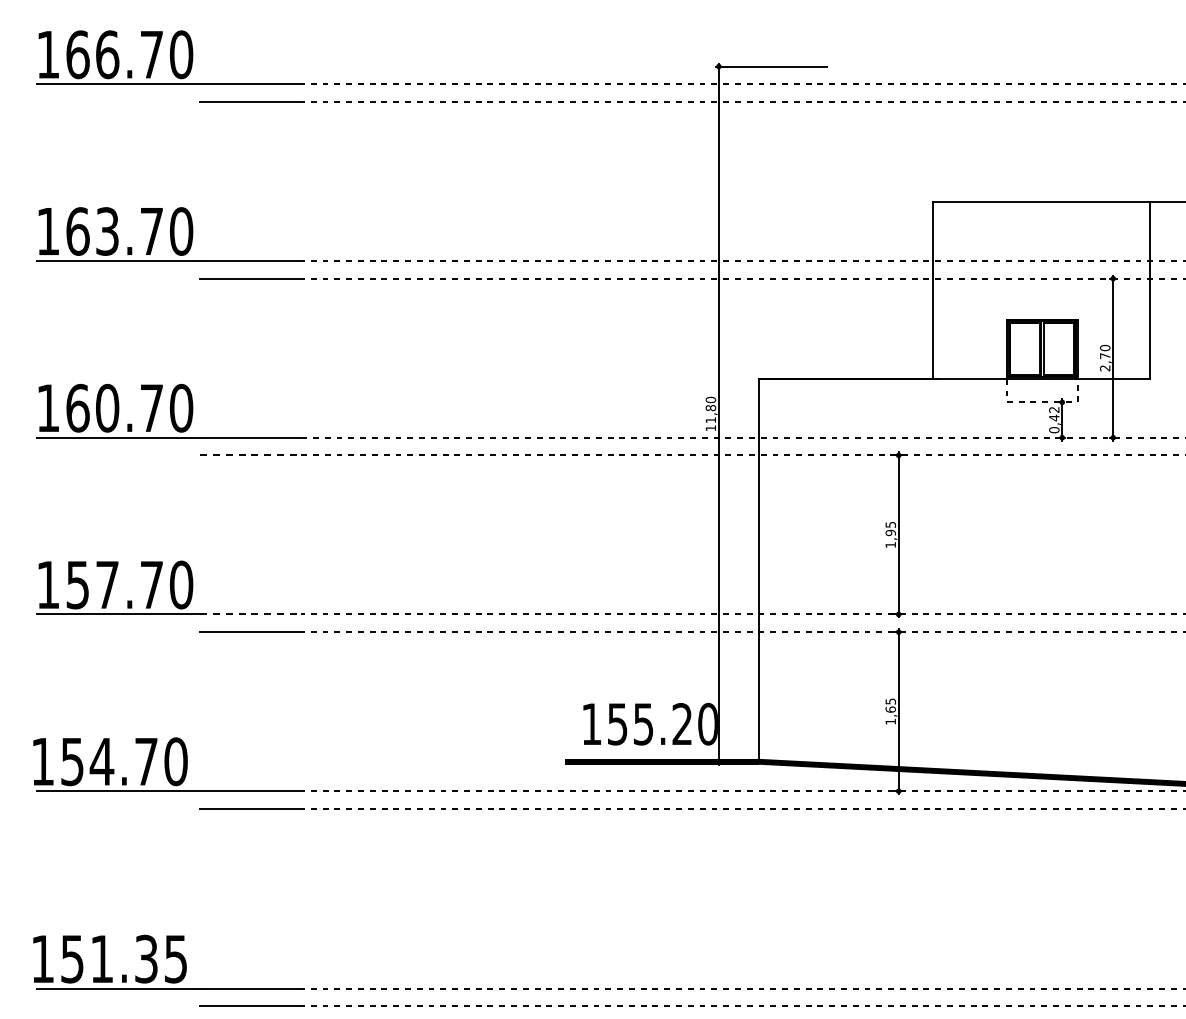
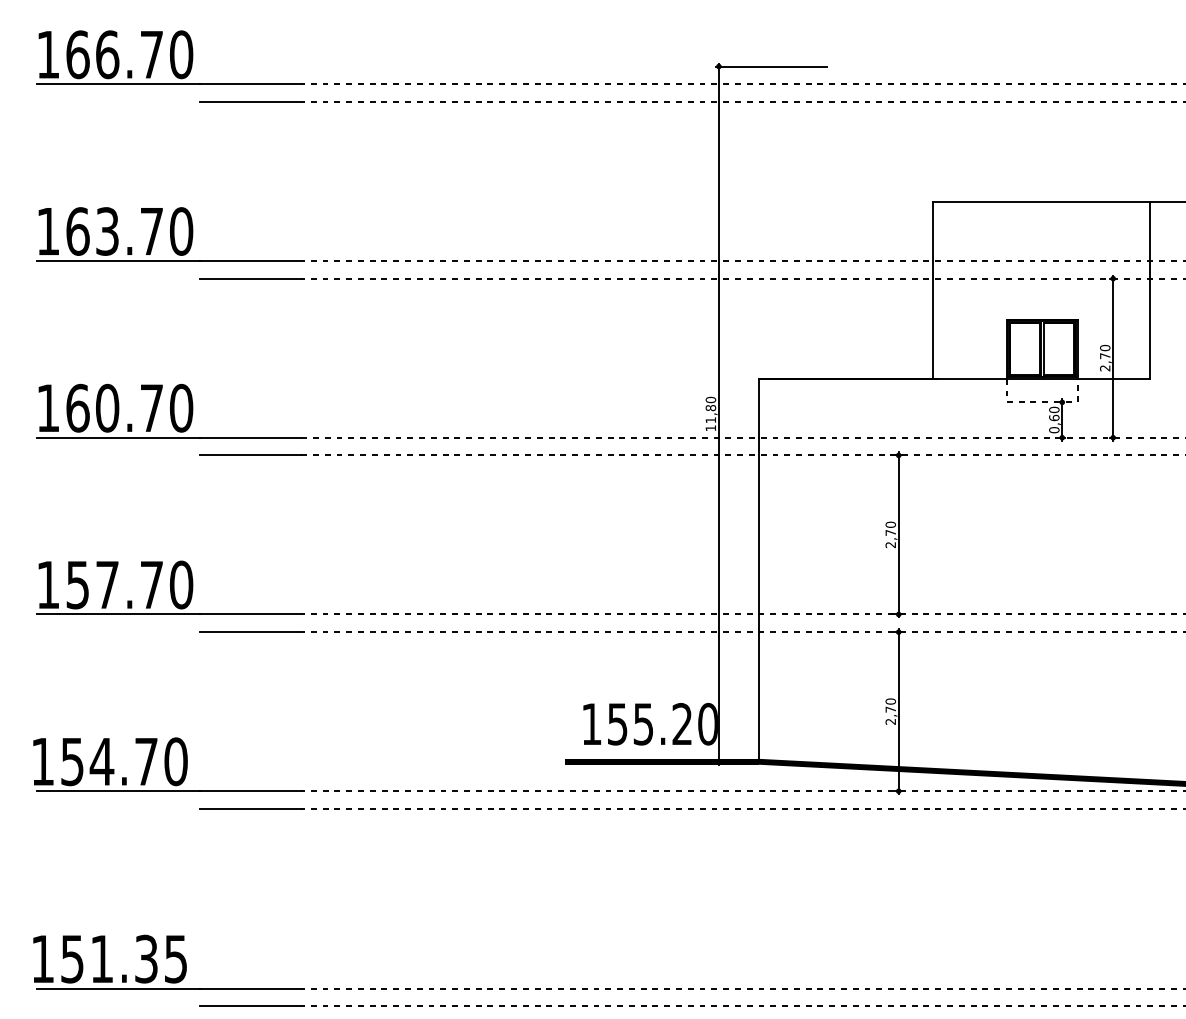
text: 0,42 -> 0,60 (1054, 413)
line: dashed -> solid (250, 455)
text: 1,95 -> 2,70 (890, 534)
line: dashed -> solid (250, 614)
text: 1,65 -> 2,70 (890, 711)
